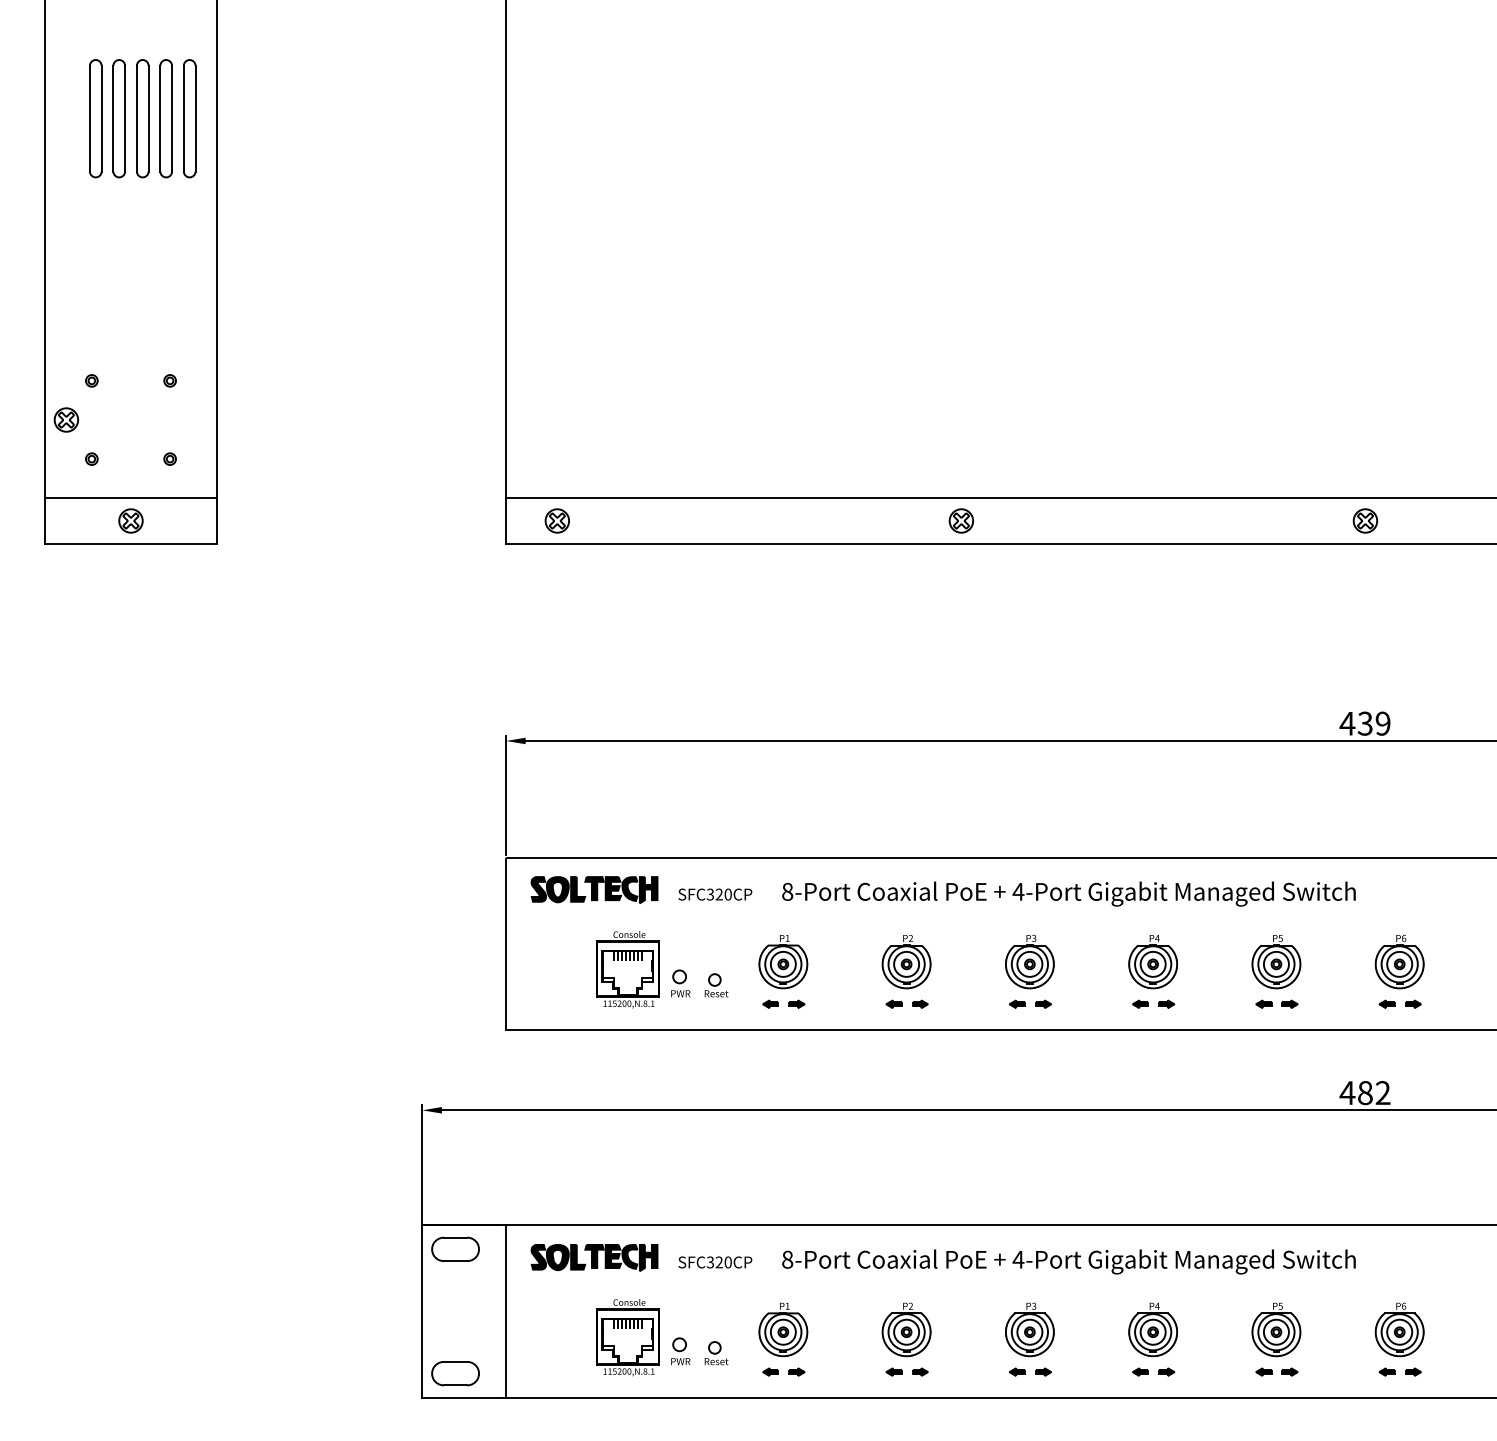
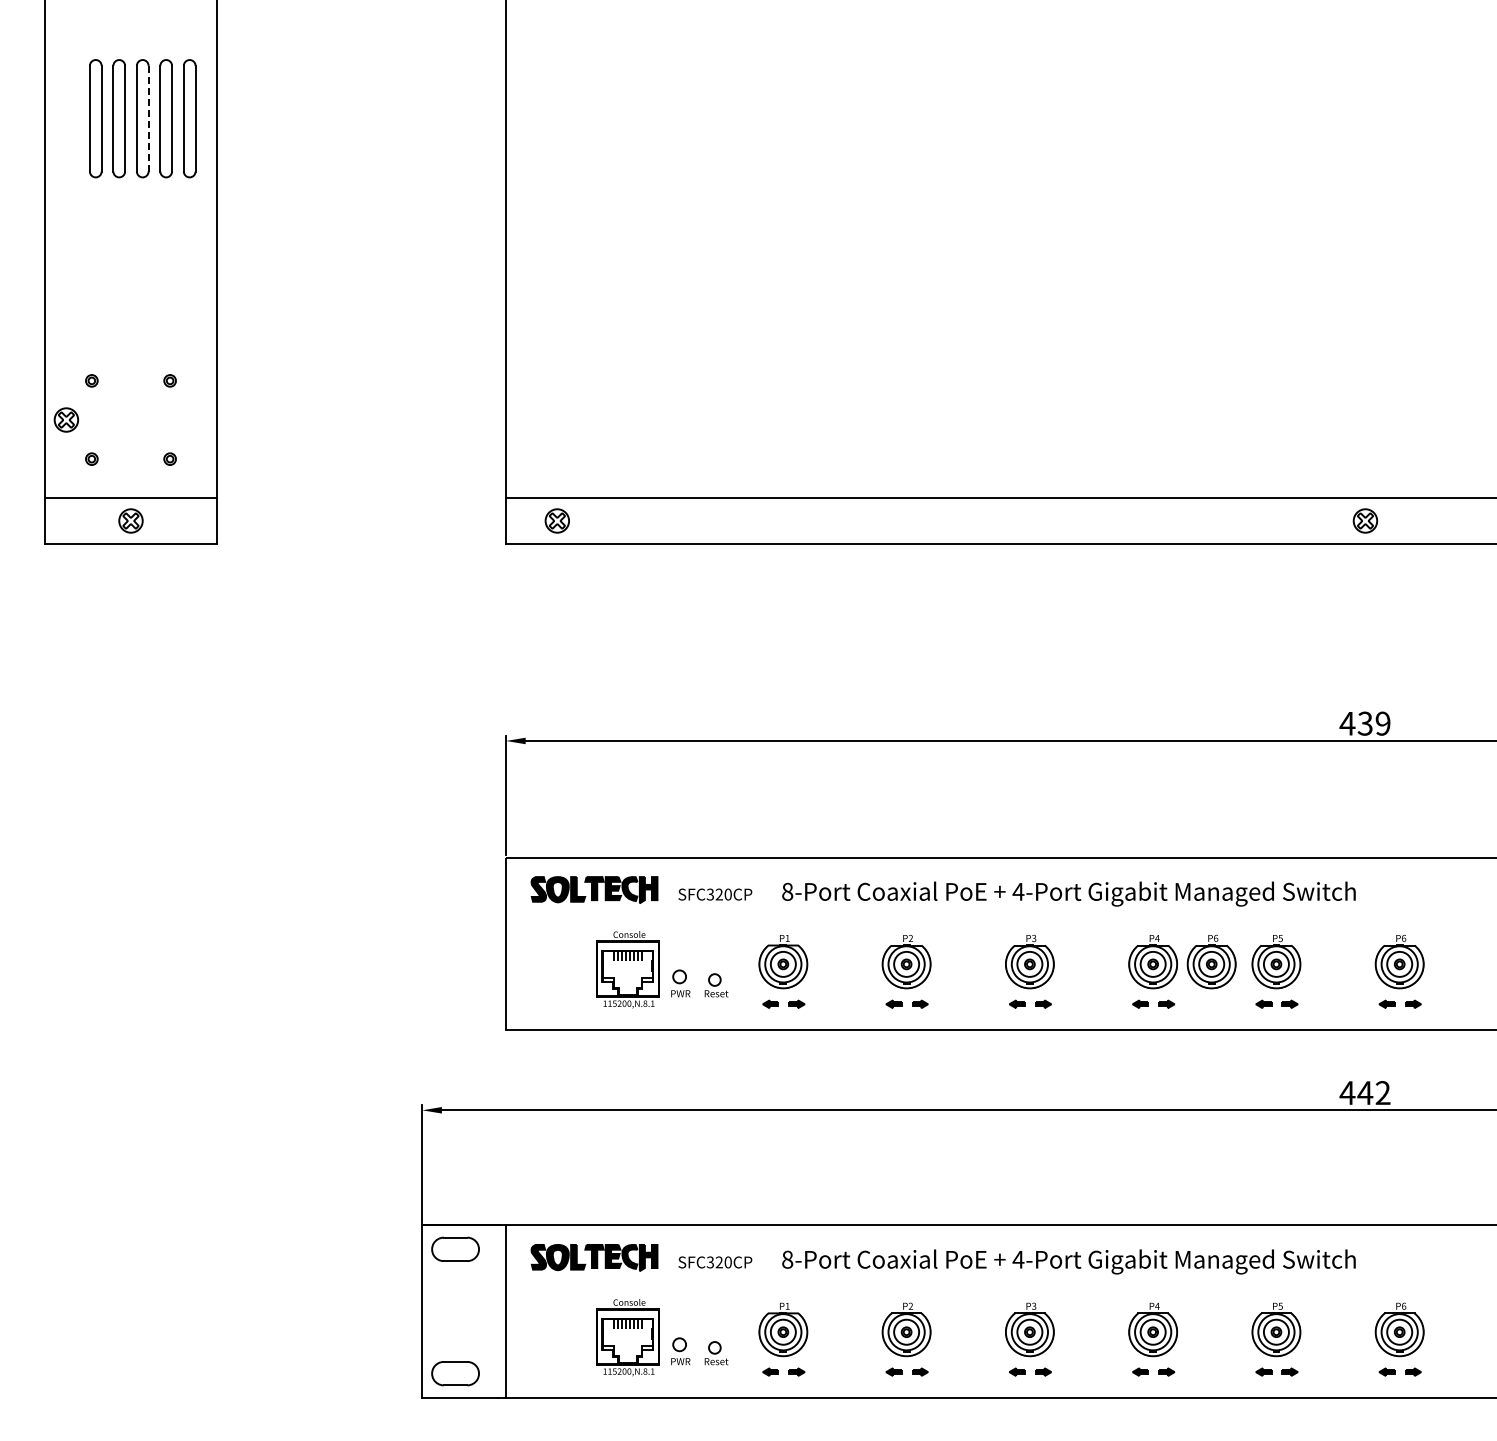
line: solid -> dashed (148, 118)
part: present -> none (960, 520)
part: none -> present (1211, 961)
text: 482 -> 442 (1365, 1093)
